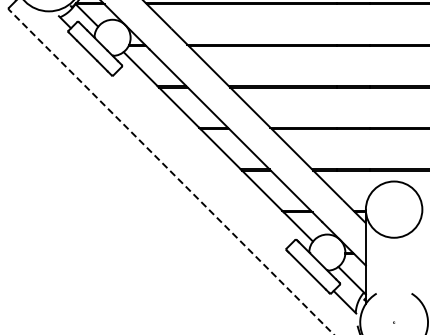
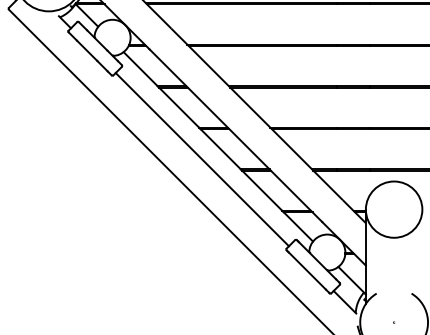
line: none -> present (201, 159)
line: dashed -> solid (171, 172)
